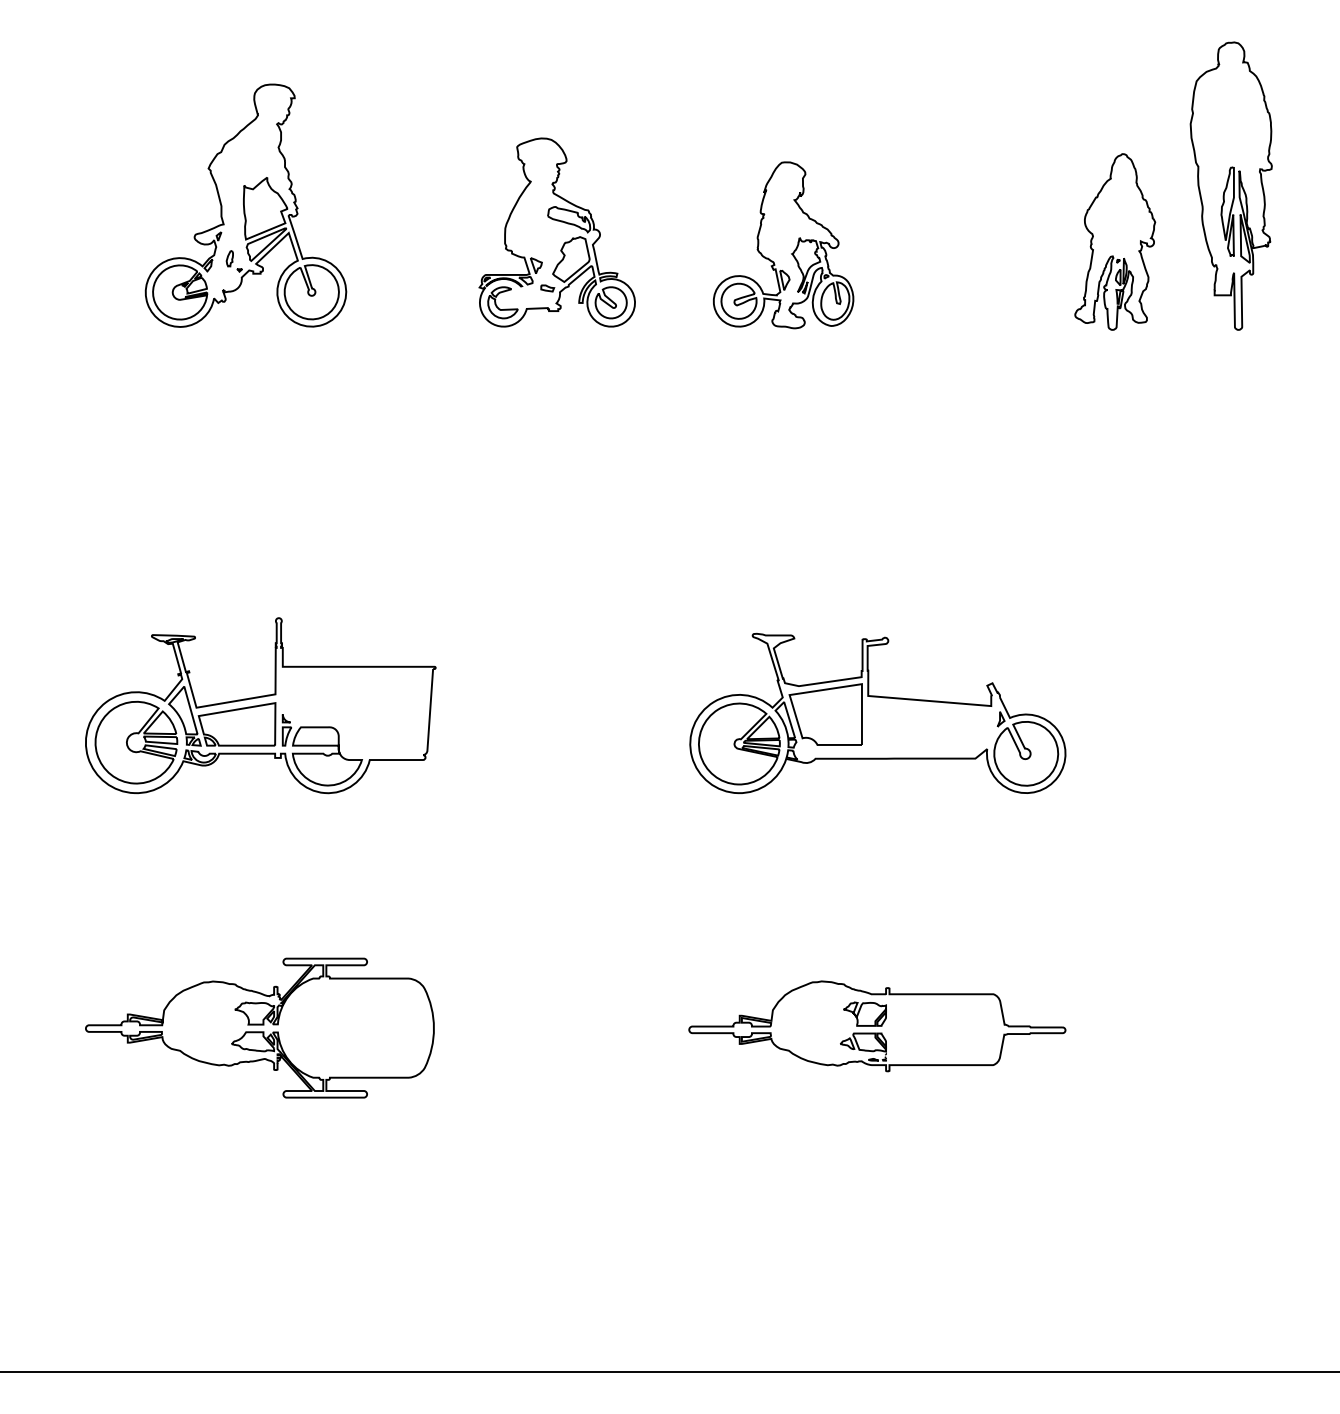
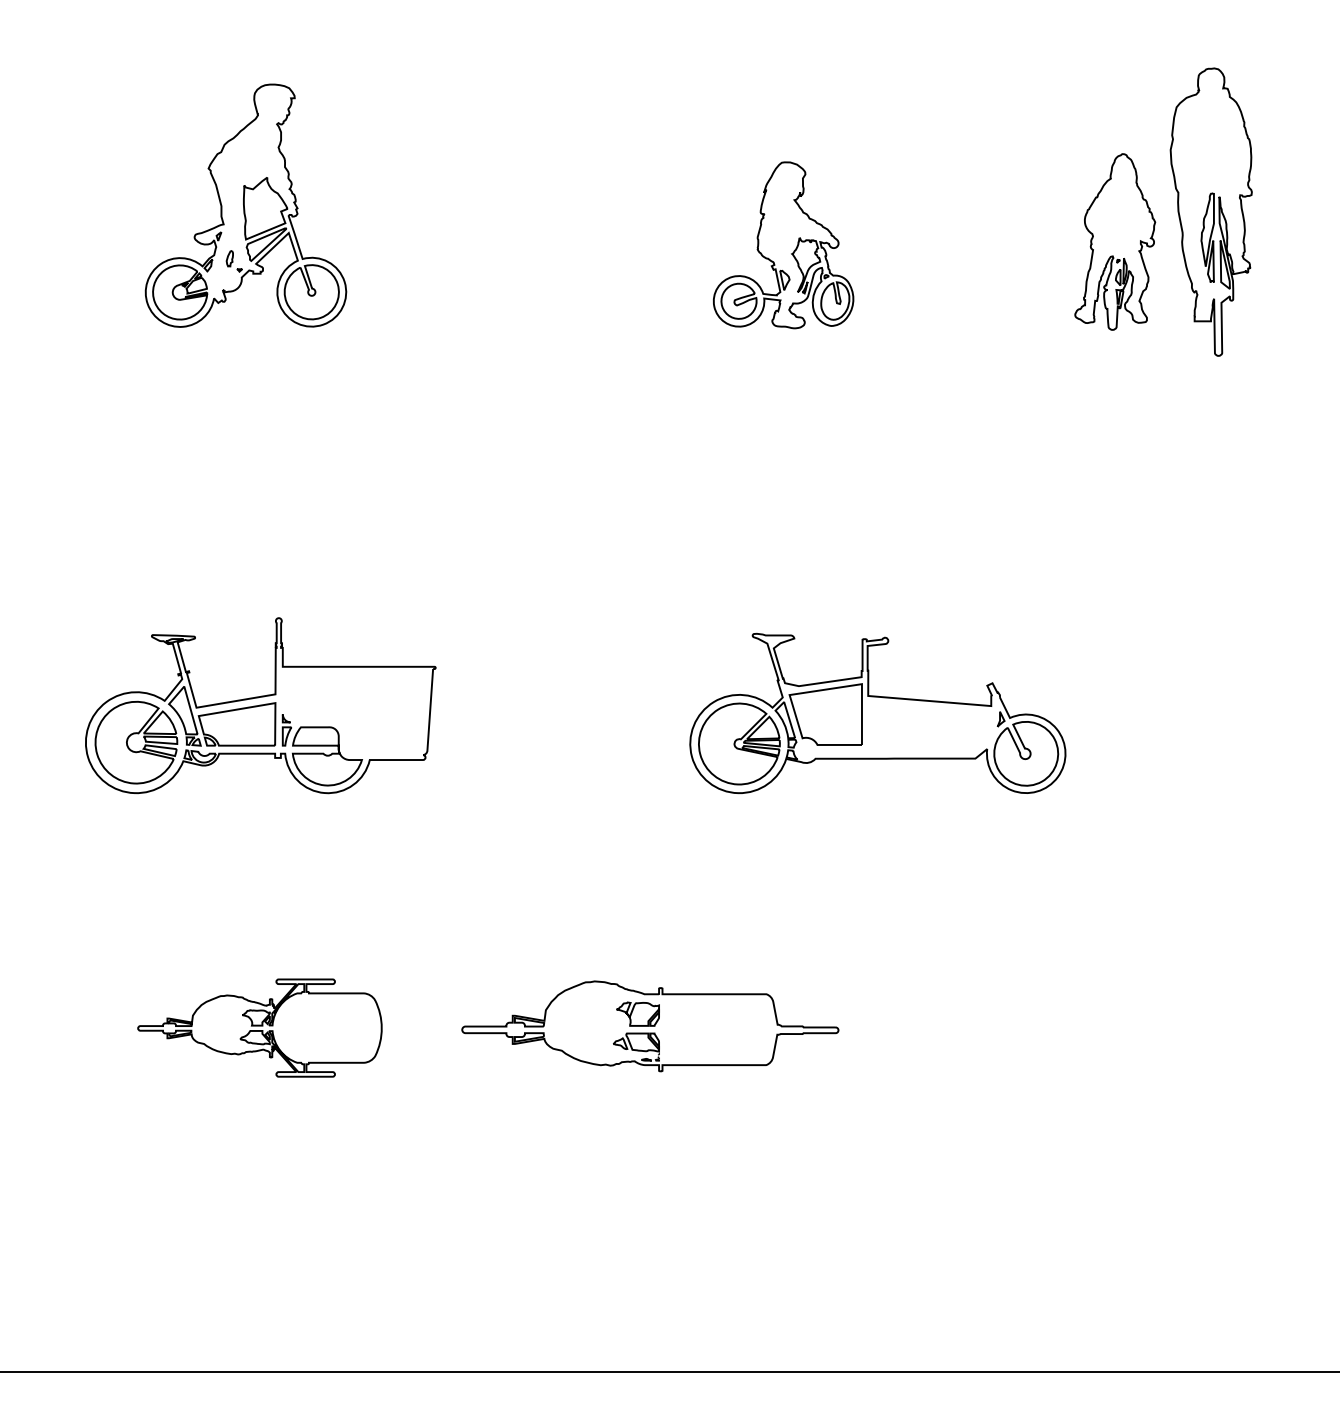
part position: (1230, 185) -> (1210, 211) (1210, 211)
part: present -> none (556, 232)
part position: (877, 1026) -> (650, 1026) (650, 1026)
part size: 350x142 px -> 246x100 px (259, 1027)
